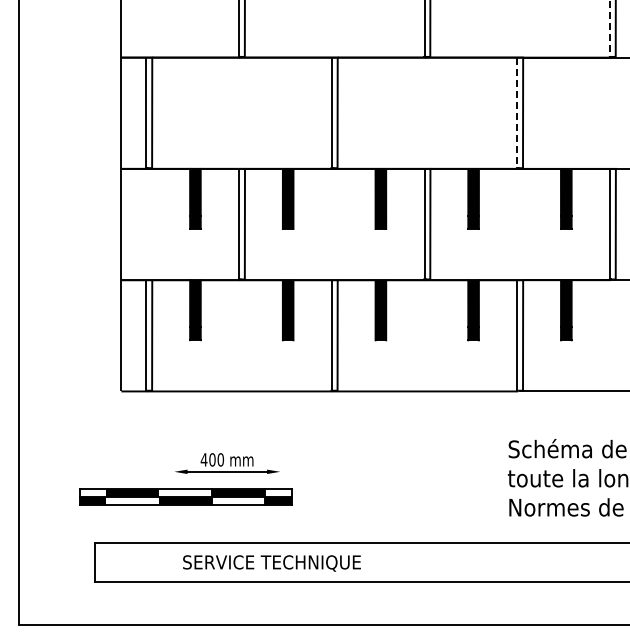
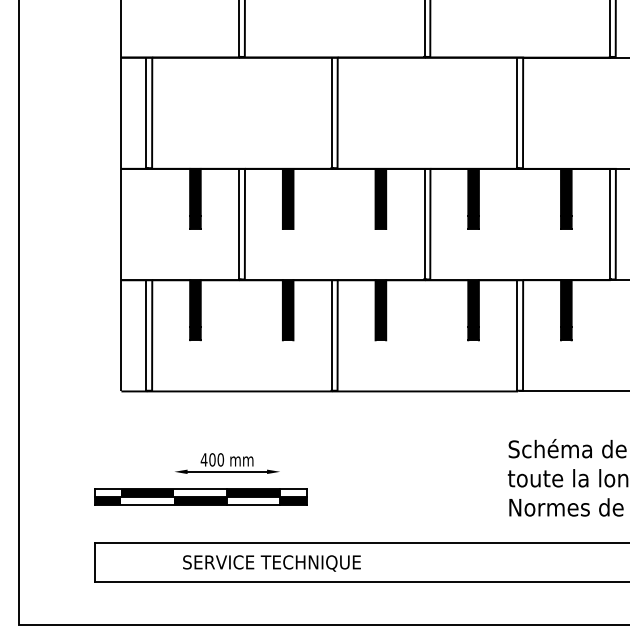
line: dashed -> solid (609, 29)
line: dashed -> solid (517, 113)
part position: (185, 496) -> (200, 496) (200, 496)
